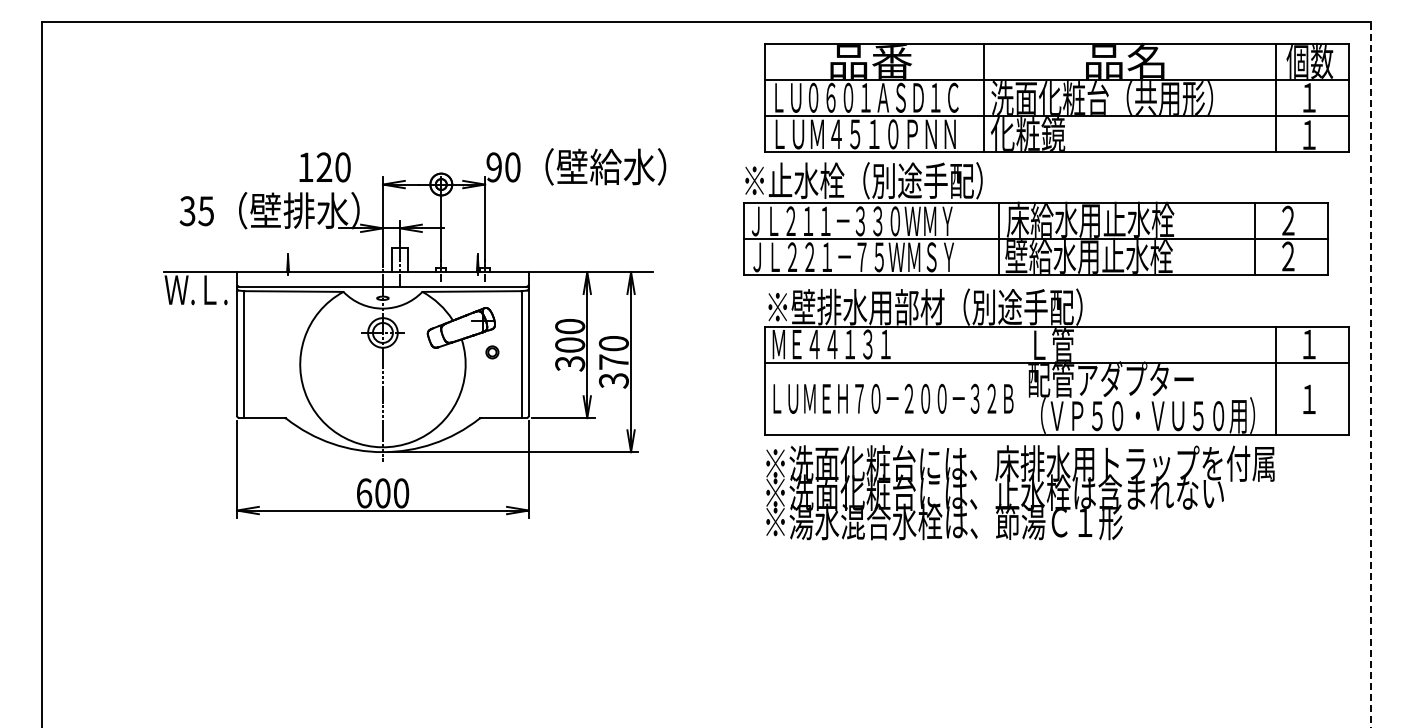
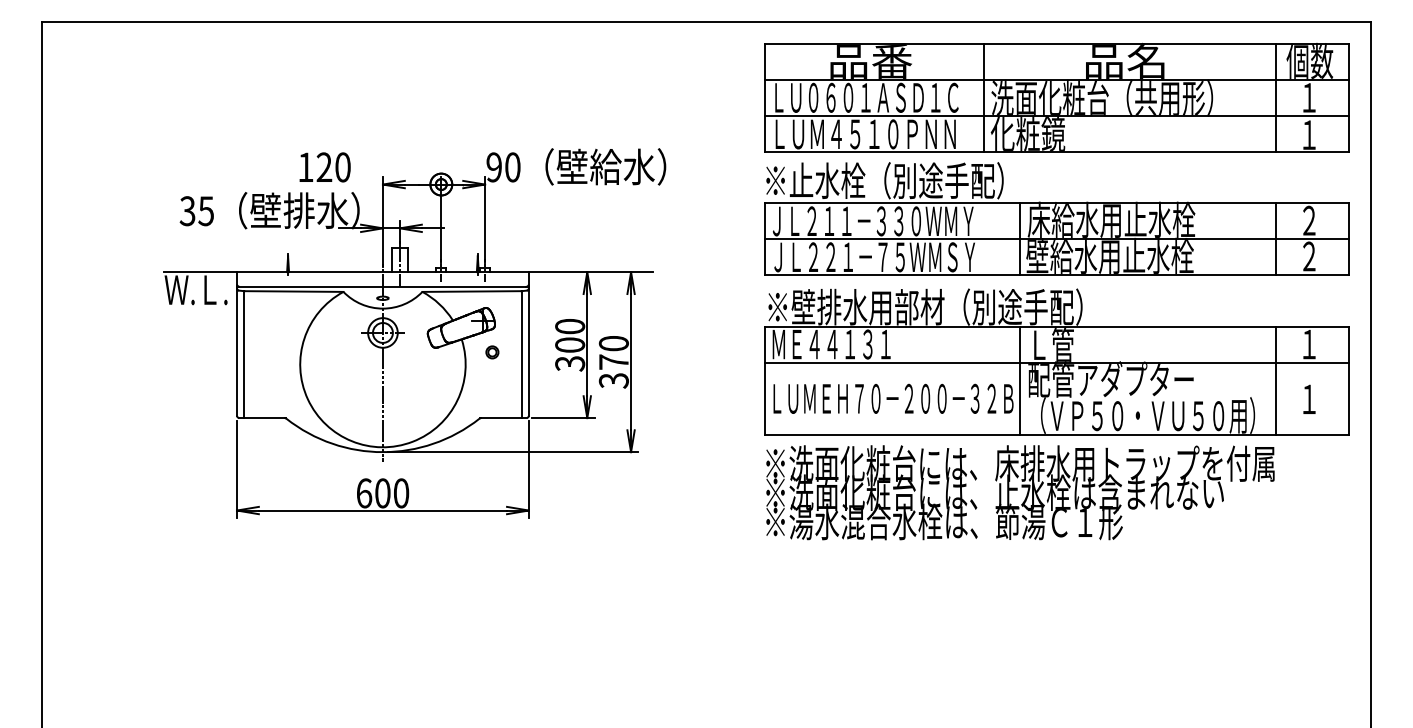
part position: (1035, 218) -> (1056, 218) (1056, 218)
line: dashed -> solid (1370, 374)
line: none -> present (1020, 380)
